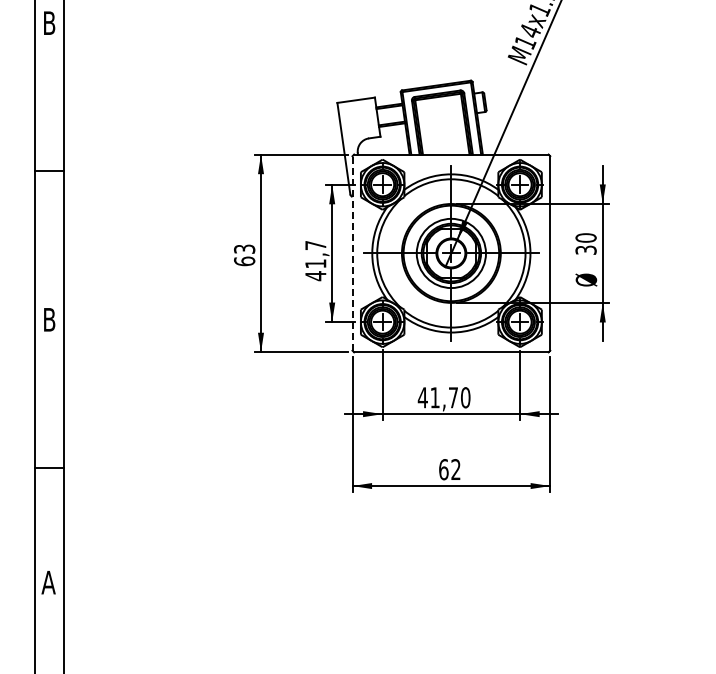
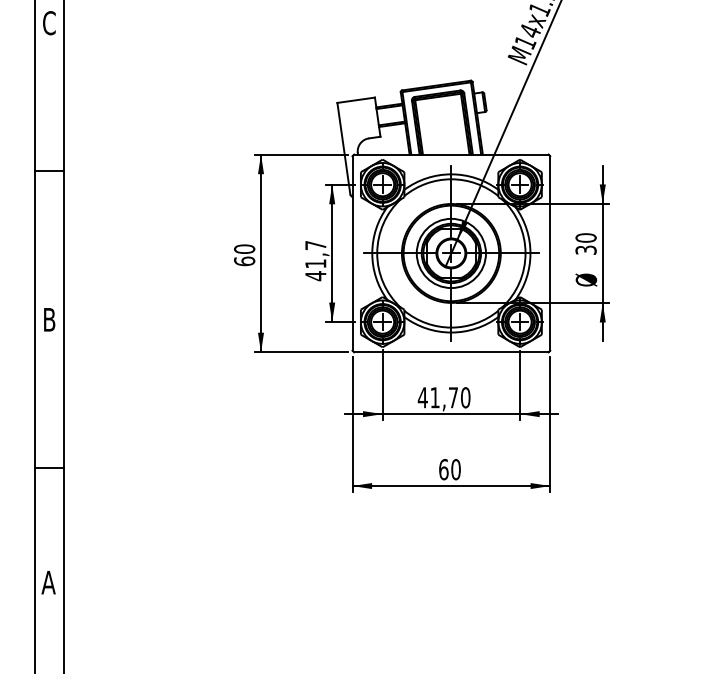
text: B -> C (49, 23)
text: 63 -> 60 (244, 248)
line: dashed -> solid (352, 252)
text: 62 -> 60 (455, 469)
